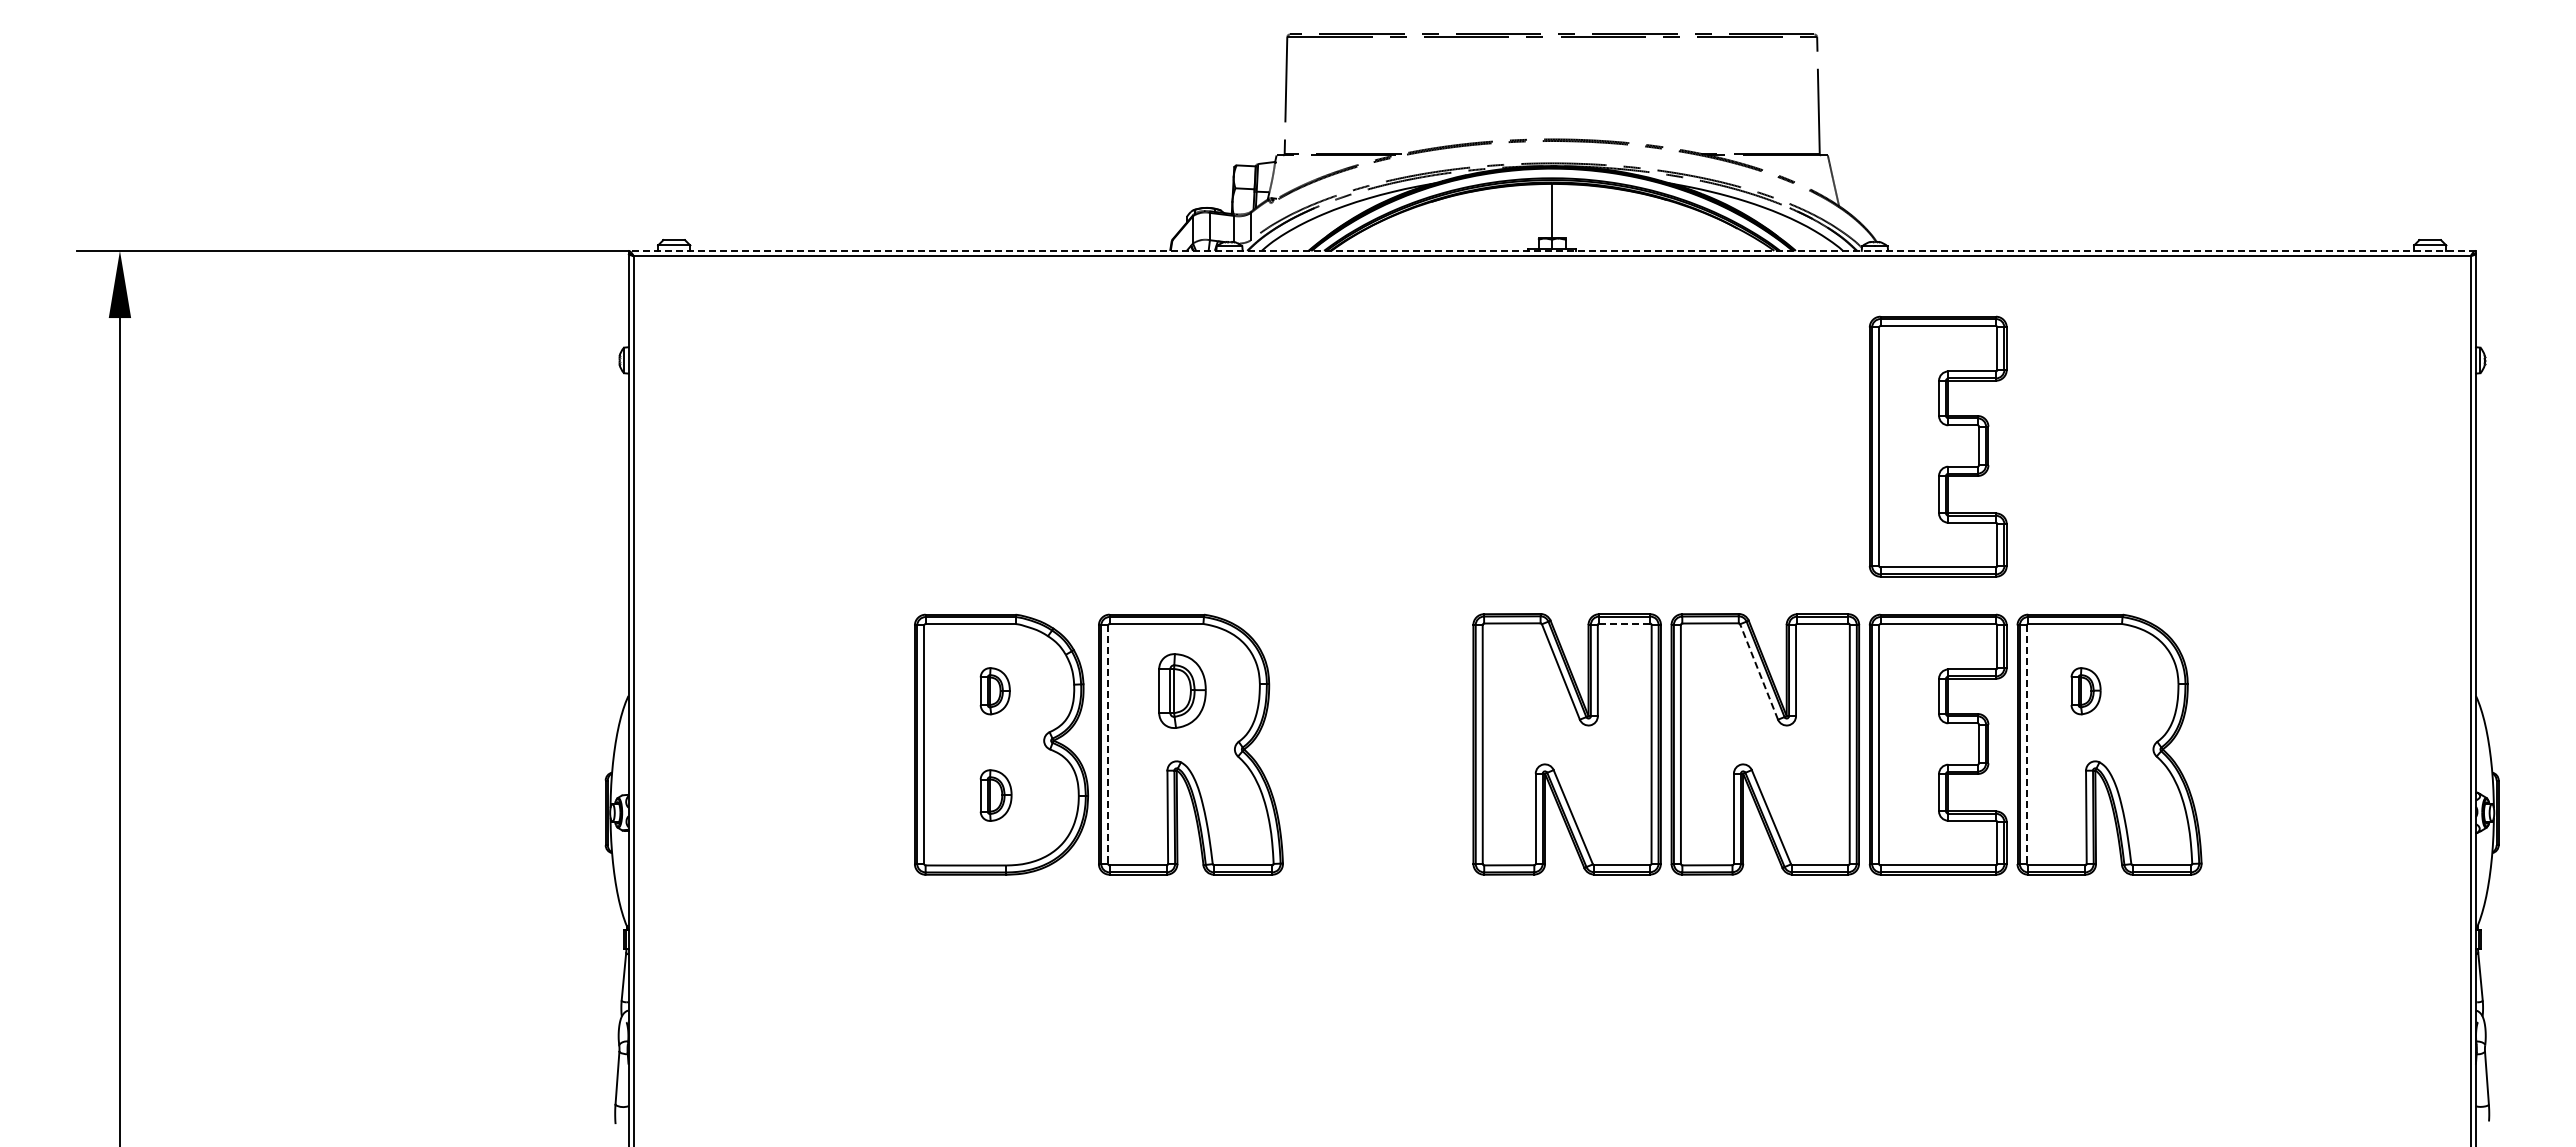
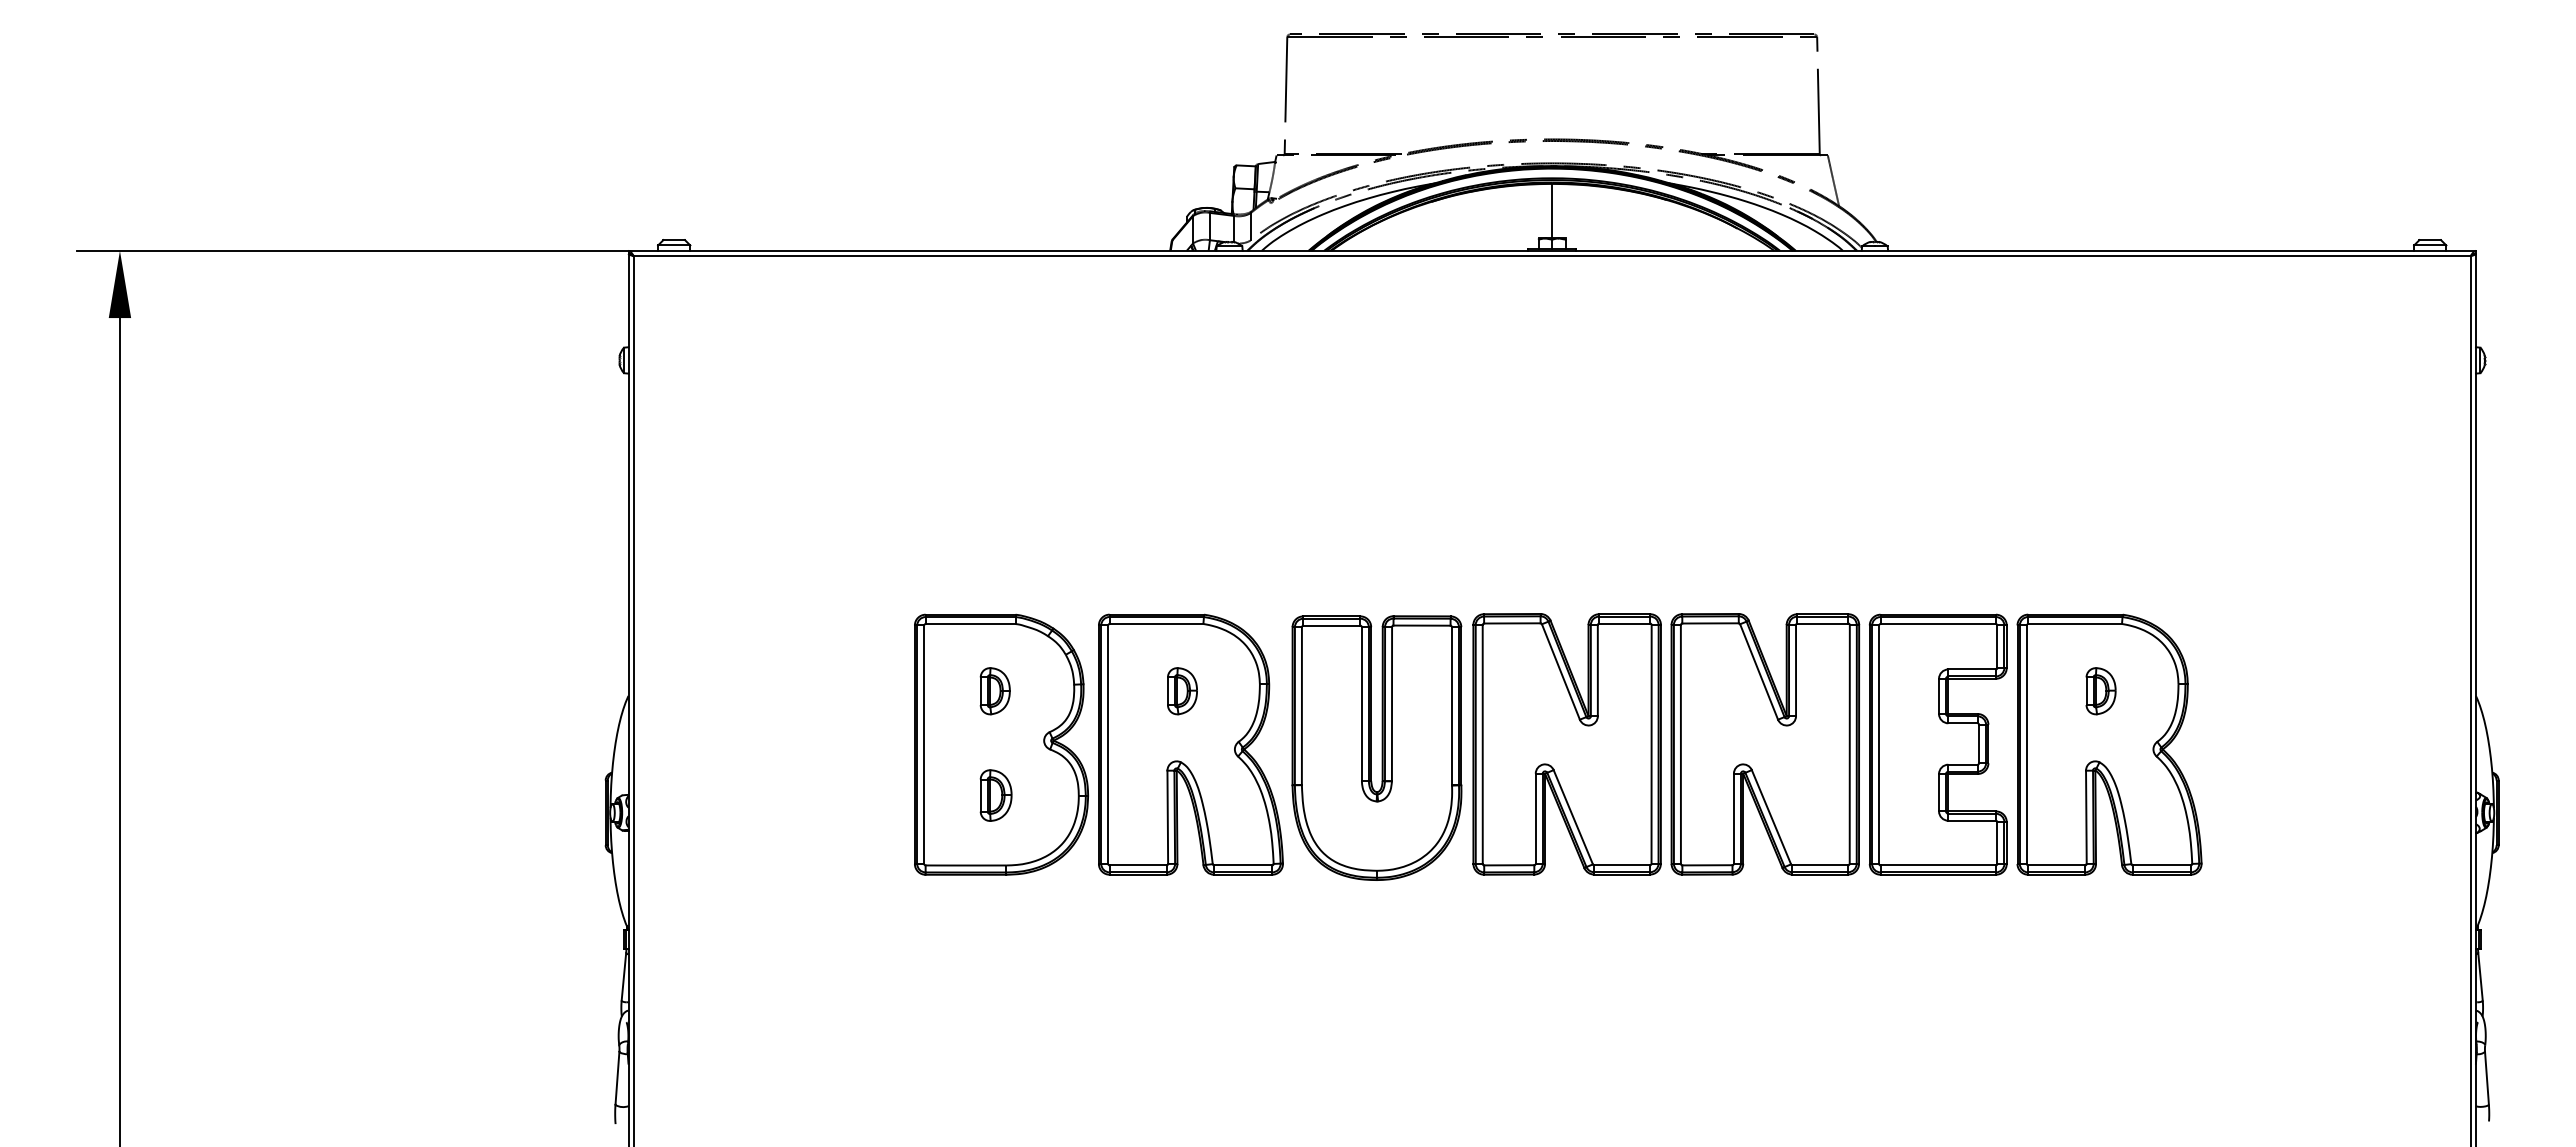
line: dashed -> solid (1552, 250)
part: present -> none (1937, 446)
line: dashed -> solid (1624, 623)
line: dashed -> solid (1758, 671)
part size: 49x76 px -> 31x49 px (1182, 691)
part position: (2085, 691) -> (2100, 691) (2100, 691)
line: dashed -> solid (1108, 745)
line: dashed -> solid (2026, 745)
part: none -> present (1376, 747)
